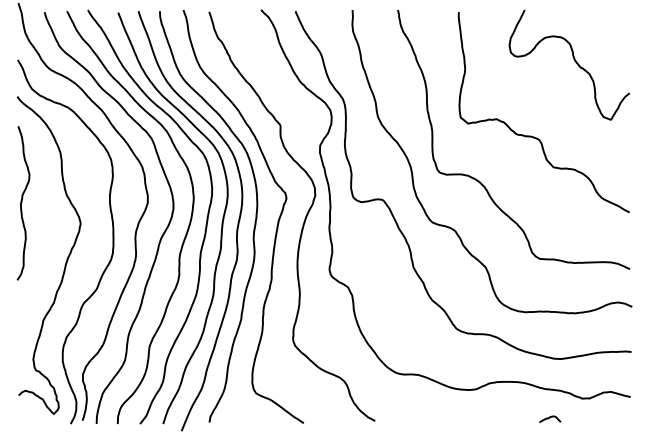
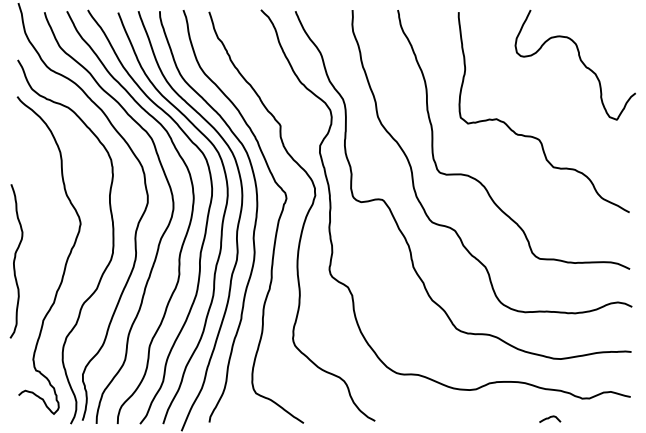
curve position: (574, 61) -> (580, 61) (580, 61)
curve position: (22, 202) -> (15, 260) (15, 260)
